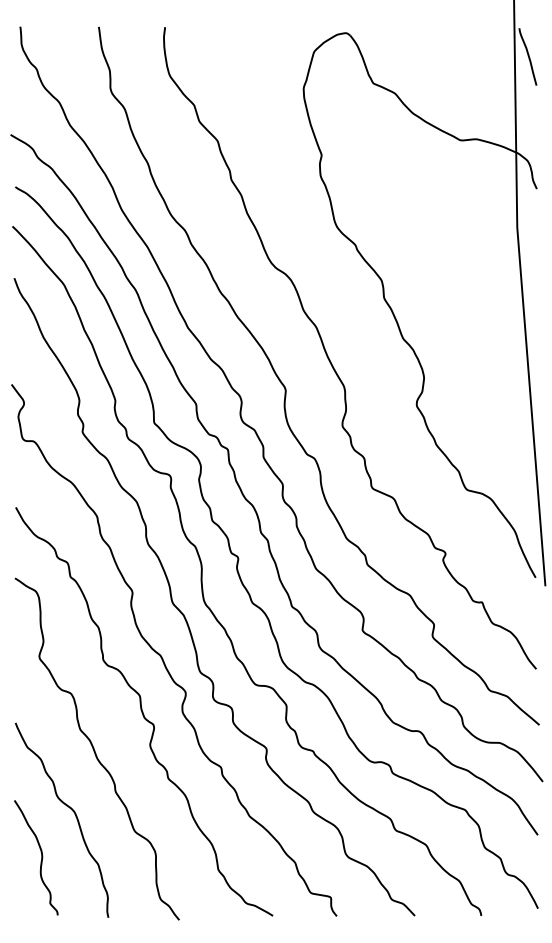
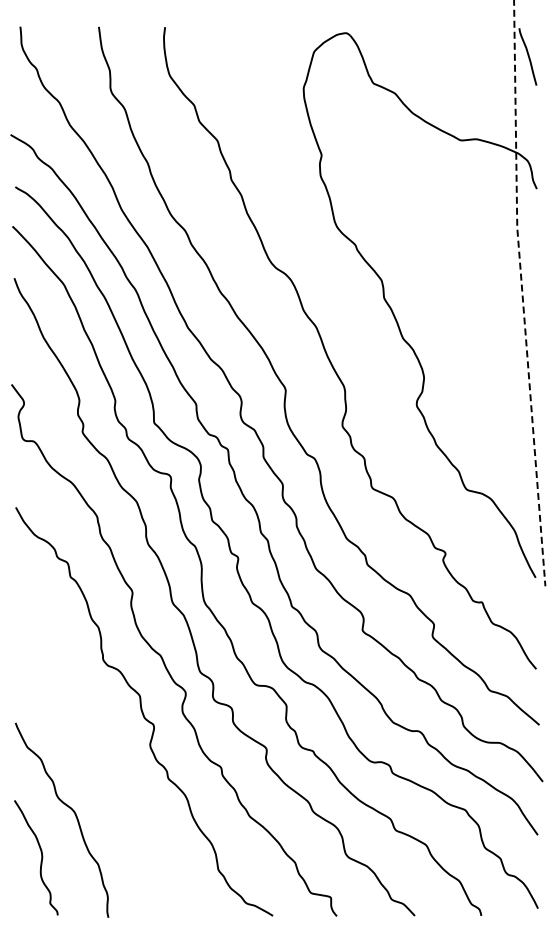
line: solid -> dashed (522, 293)
curve: present -> none (94, 748)
